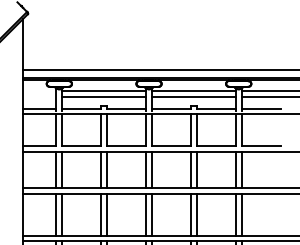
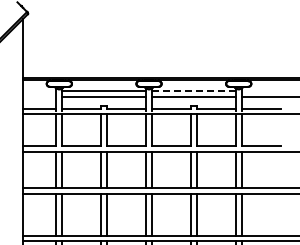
line: present -> none (159, 69)
line: solid -> dashed (193, 91)
line: present -> none (268, 91)
